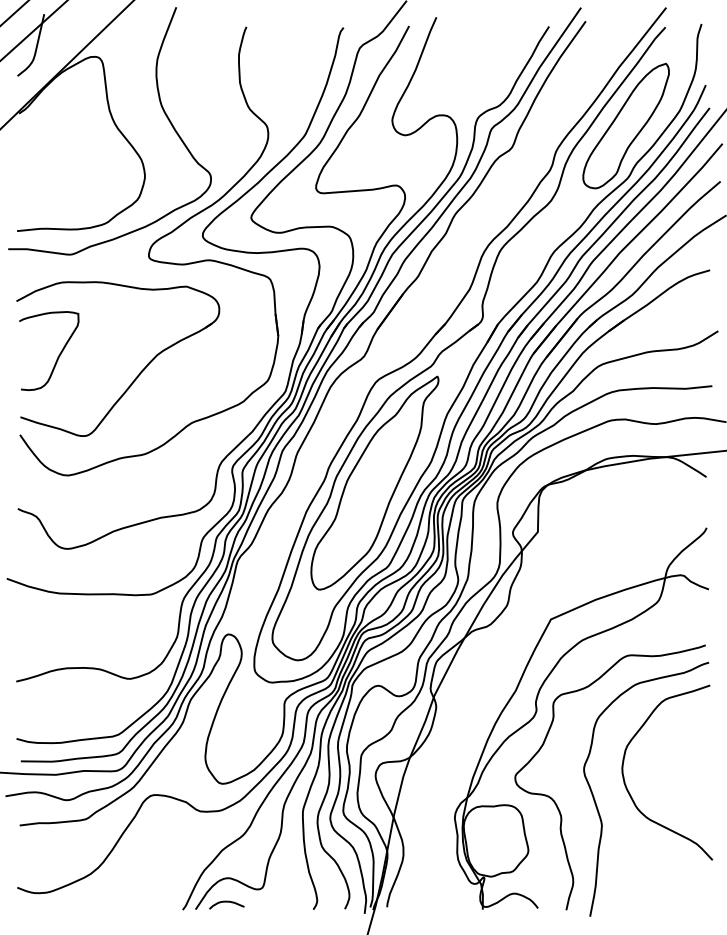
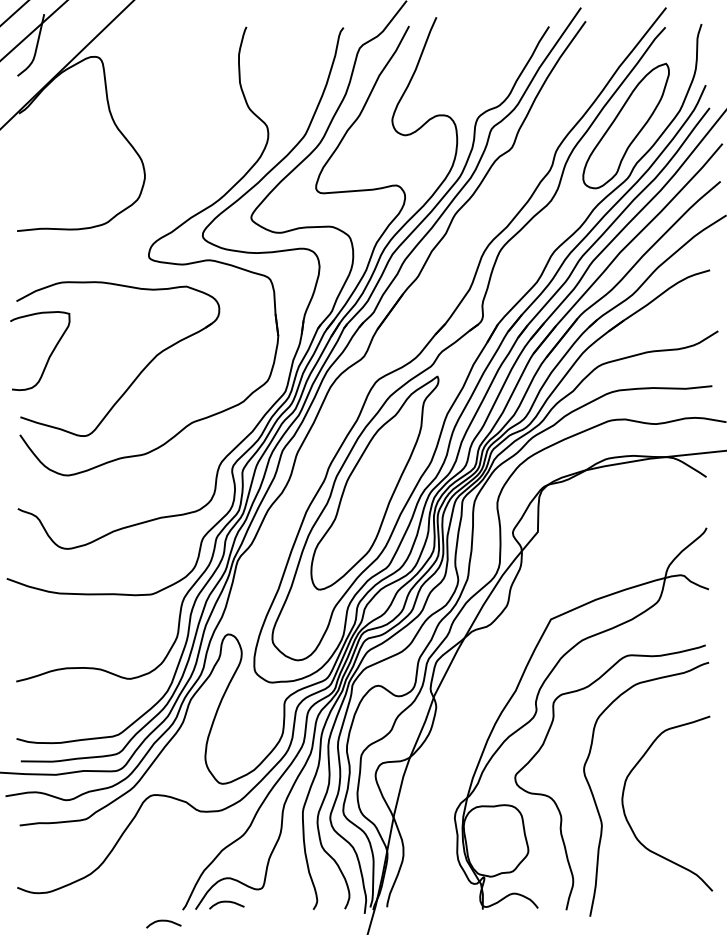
curve: present -> none (161, 108)
curve position: (58, 355) -> (49, 355) (49, 355)
curve position: (629, 791) -> (629, 822) (629, 822)
curve: none -> present (163, 921)
